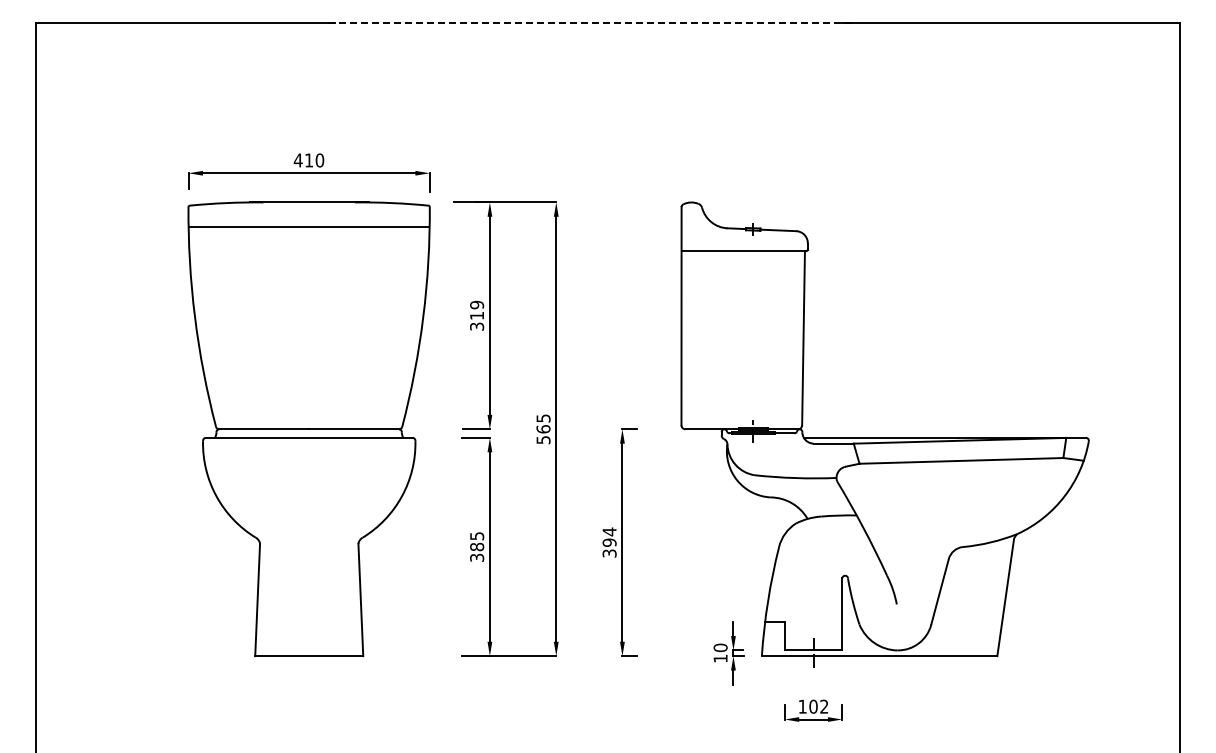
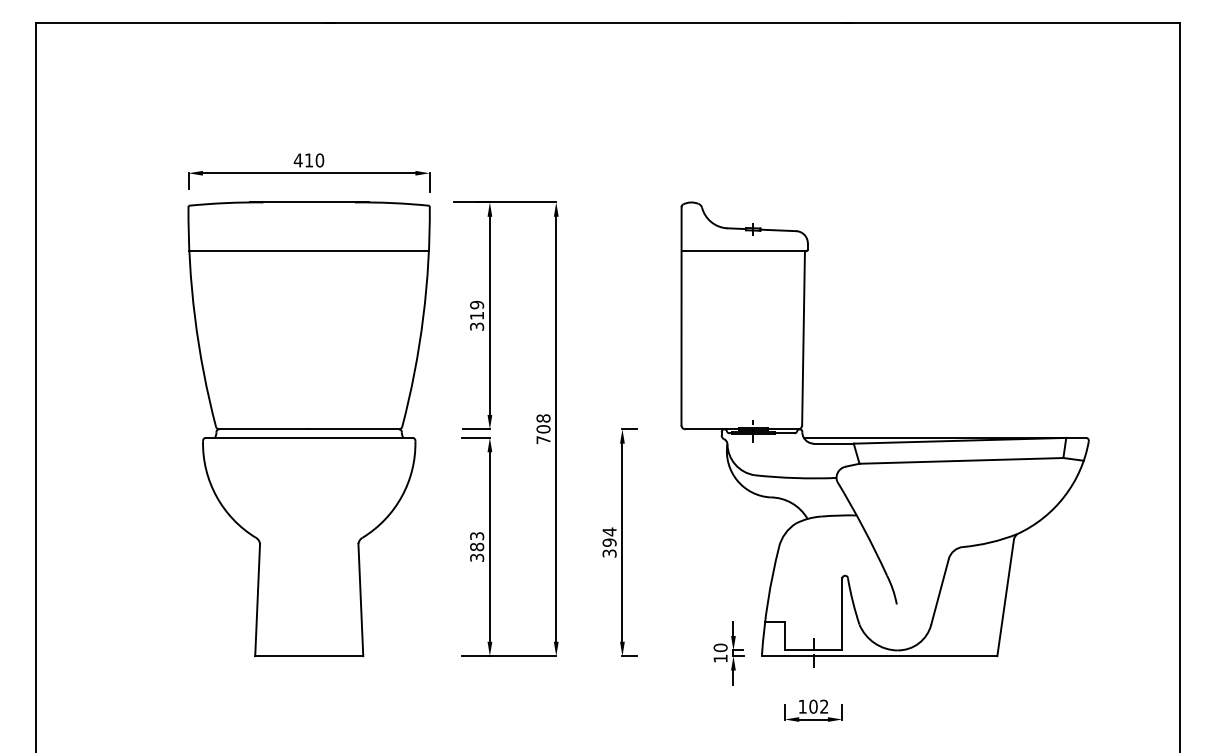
line: dashed -> solid (588, 22)
line position: (308, 227) -> (308, 251) (308, 251)
text: 565 -> 708 (543, 429)
text: 385 -> 383 (476, 535)
